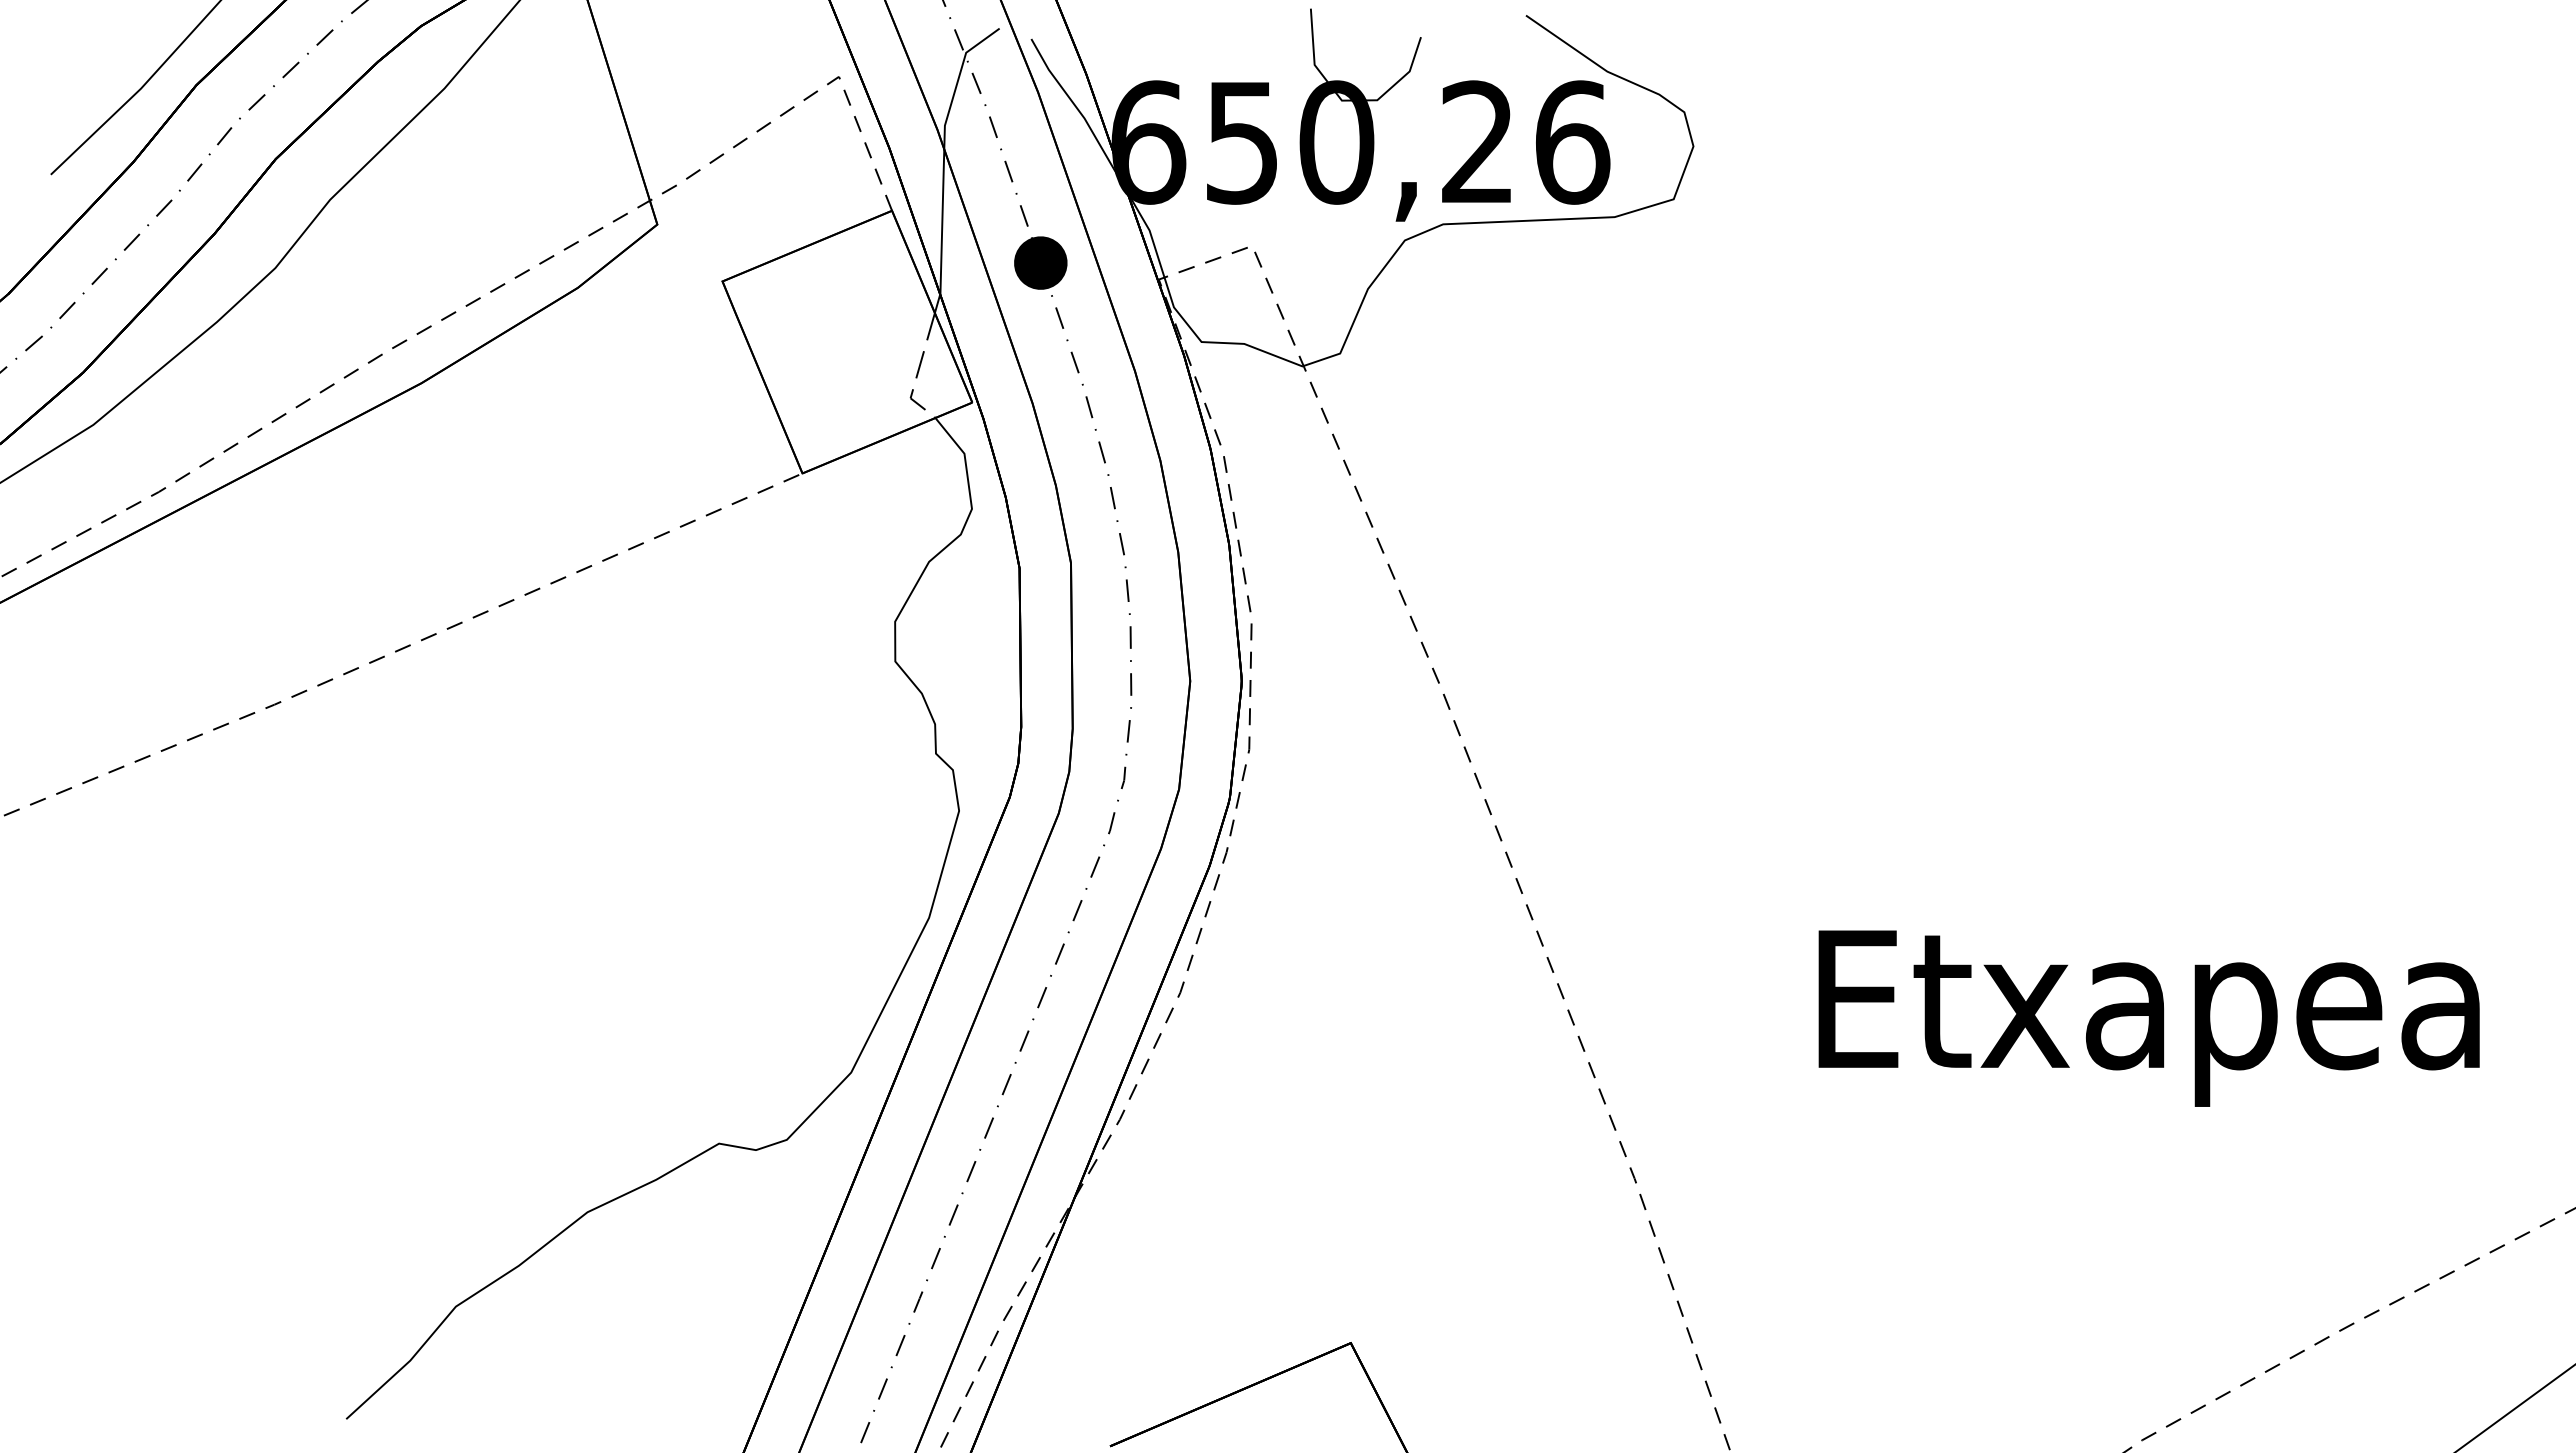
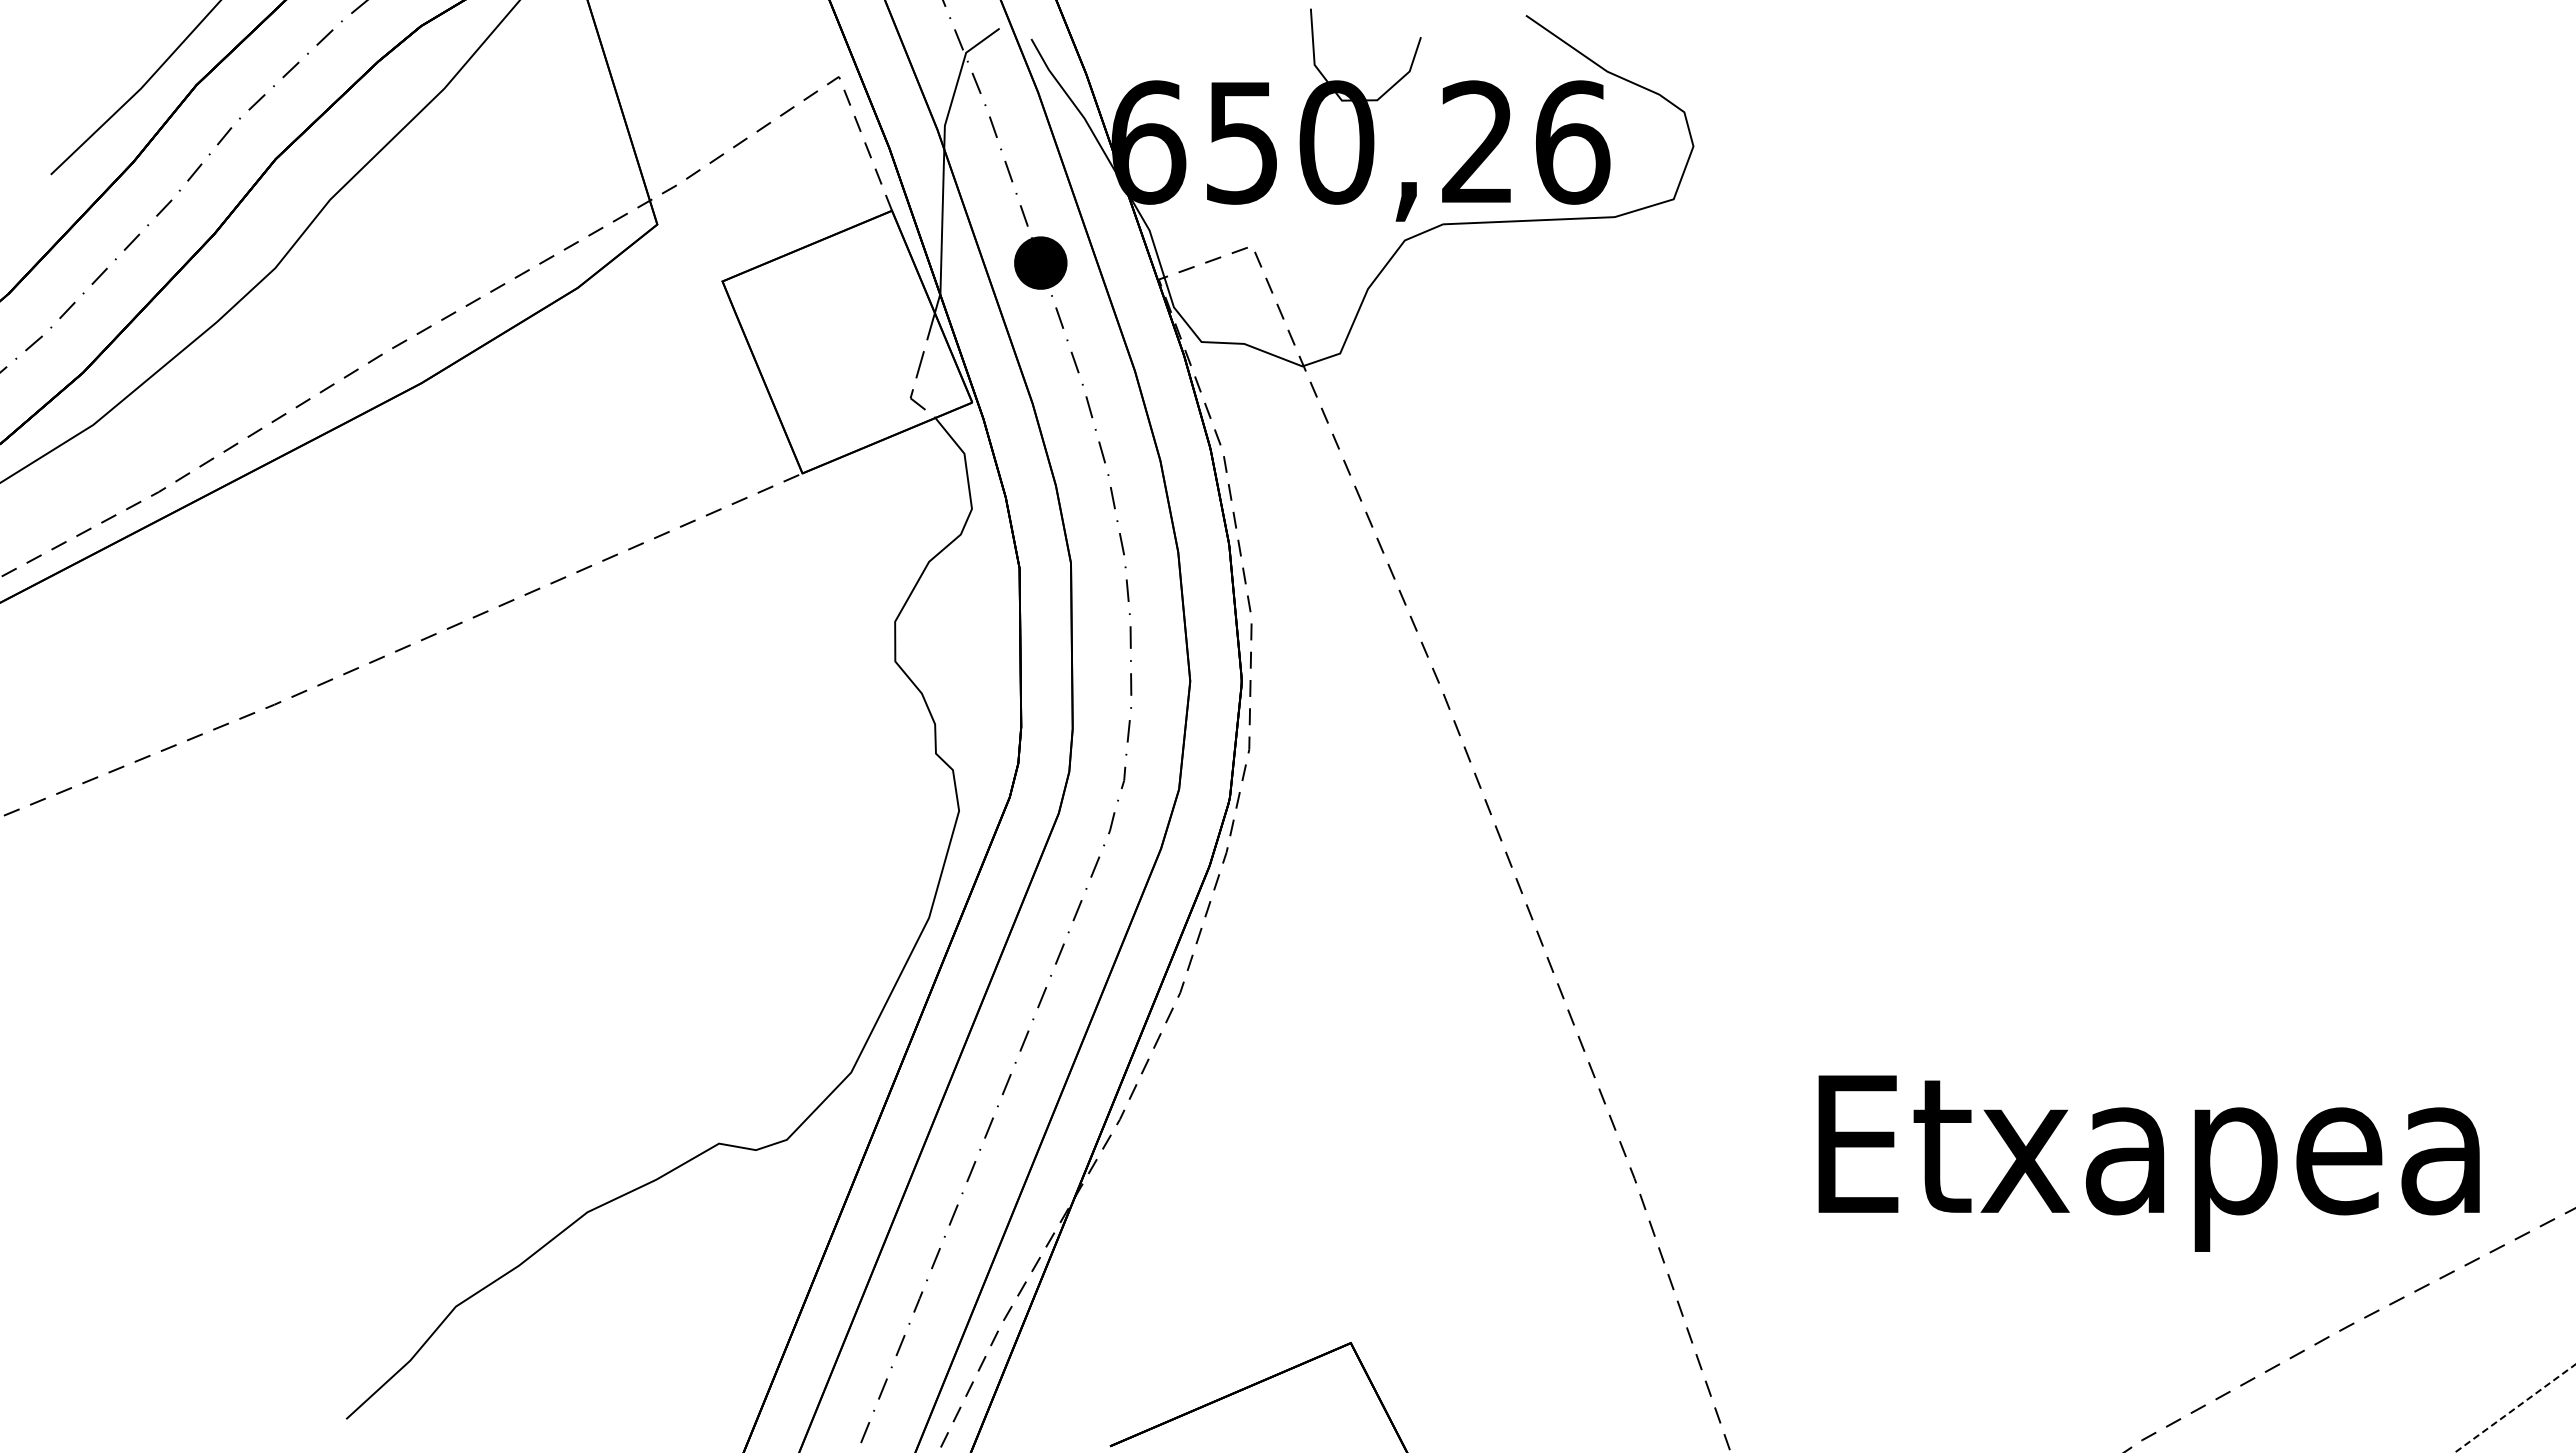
text position: (2148, 1018) -> (2148, 1163) (2148, 1163)
line: solid -> dashed (2514, 1408)
